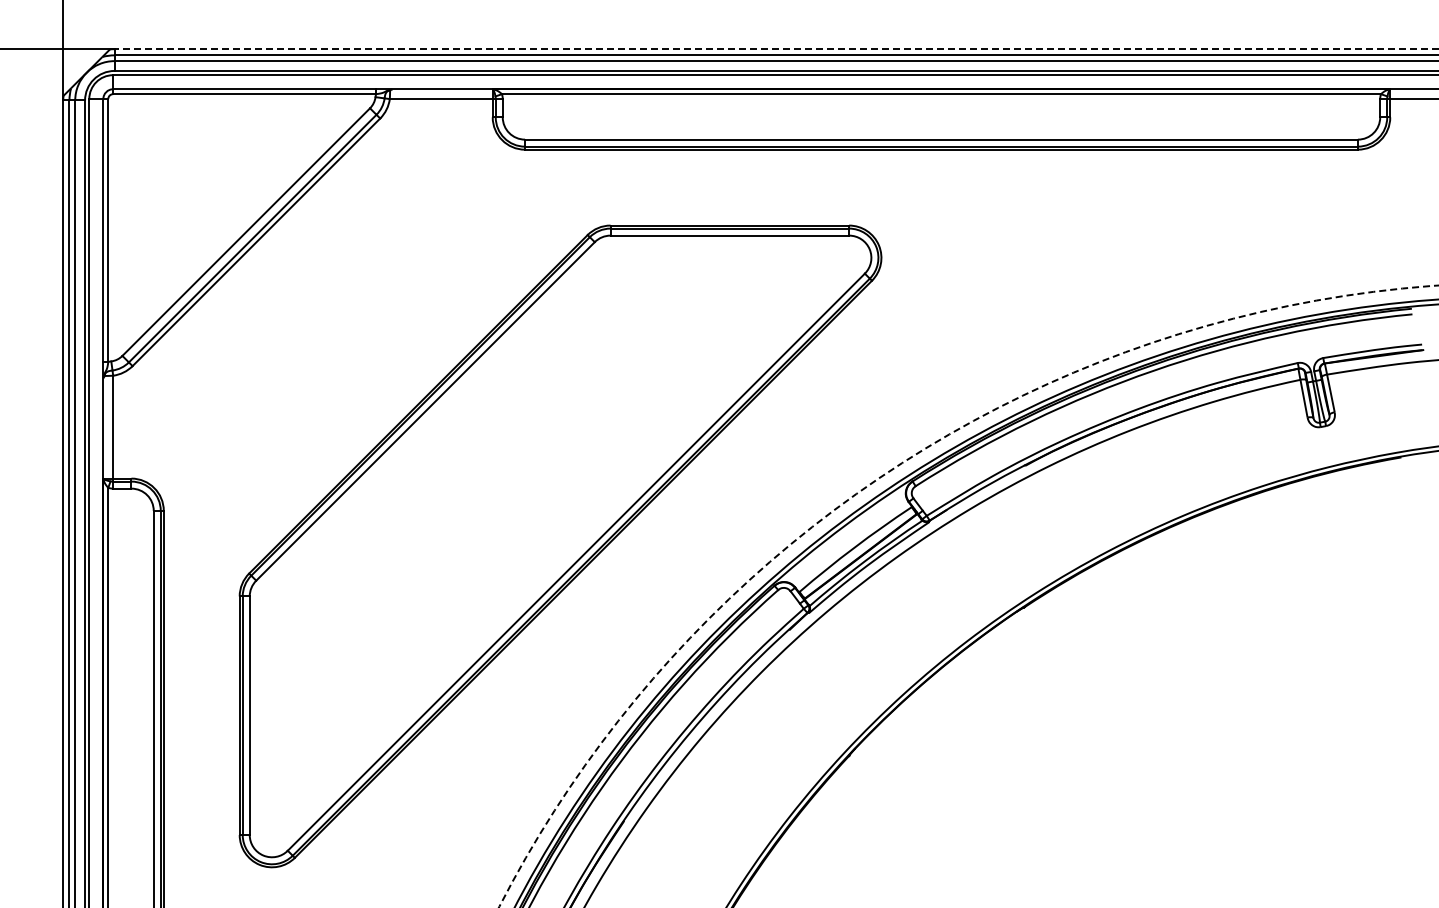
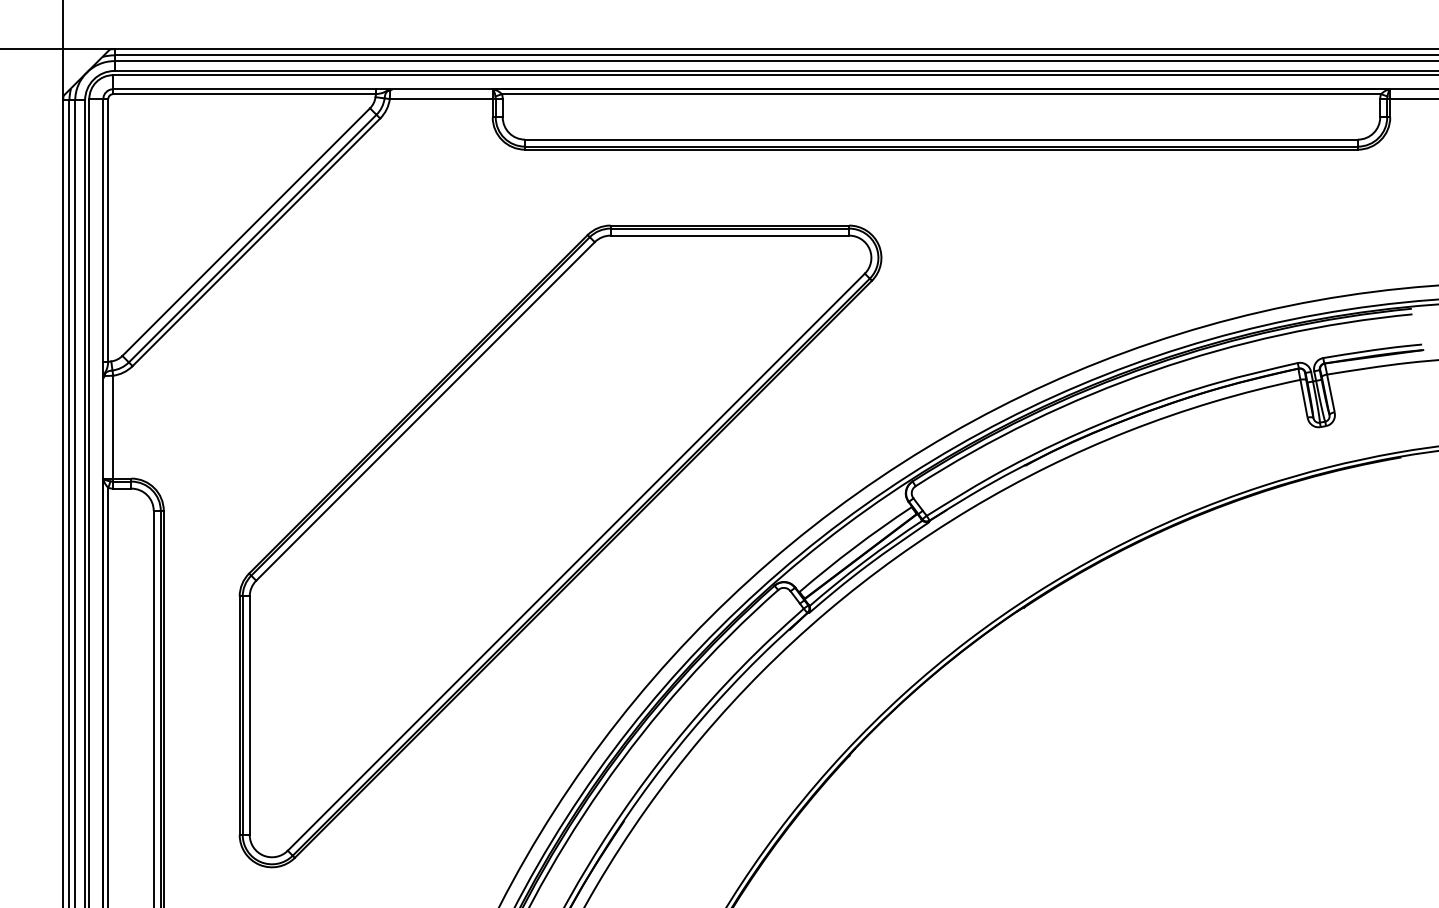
line: dashed -> solid (776, 49)
circle: dashed -> solid (968, 596)
